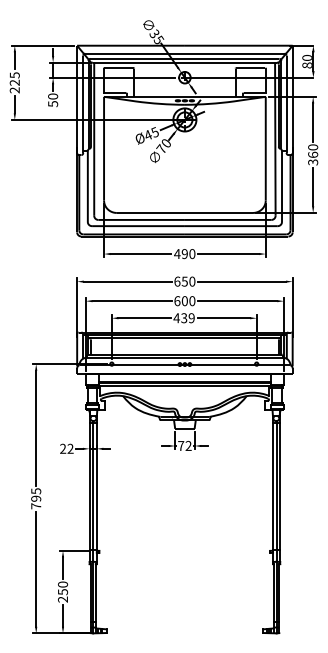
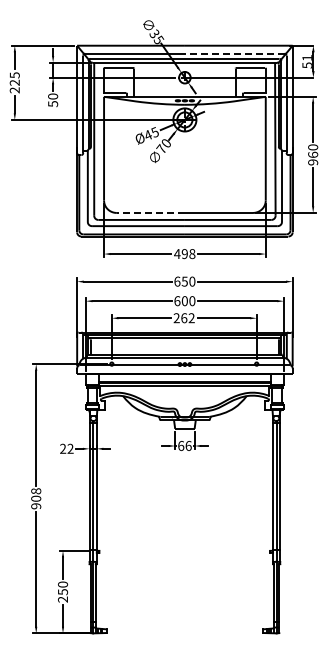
line: solid -> dashed (234, 53)
text: 80 -> 51 (306, 61)
text: 360 -> 960 (313, 162)
line: solid -> dashed (150, 212)
text: 490 -> 498 (192, 253)
text: 439 -> 262 (183, 318)
text: 72 -> 66 (184, 446)
text: 795 -> 908 (36, 498)
